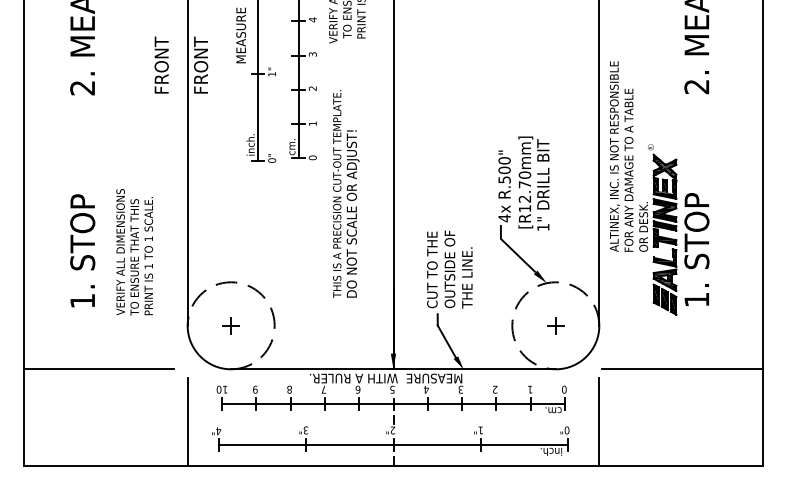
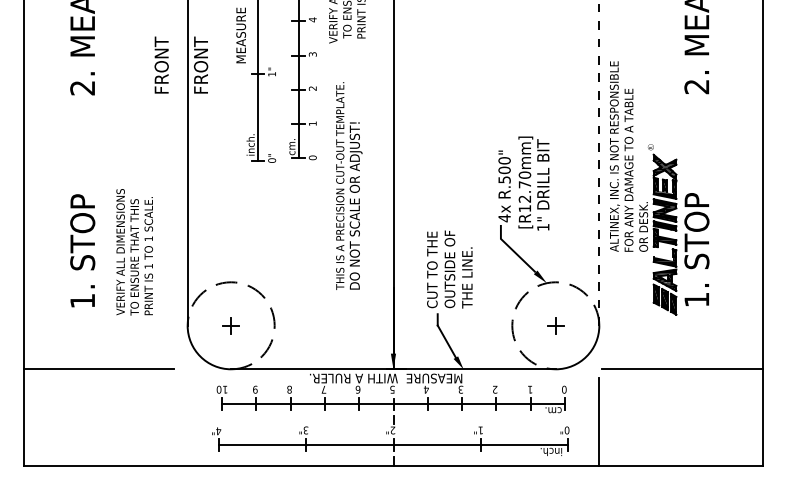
line: solid -> dashed (599, 163)
text position: (346, 193) -> (349, 185) (349, 185)
line: present -> none (187, 421)
